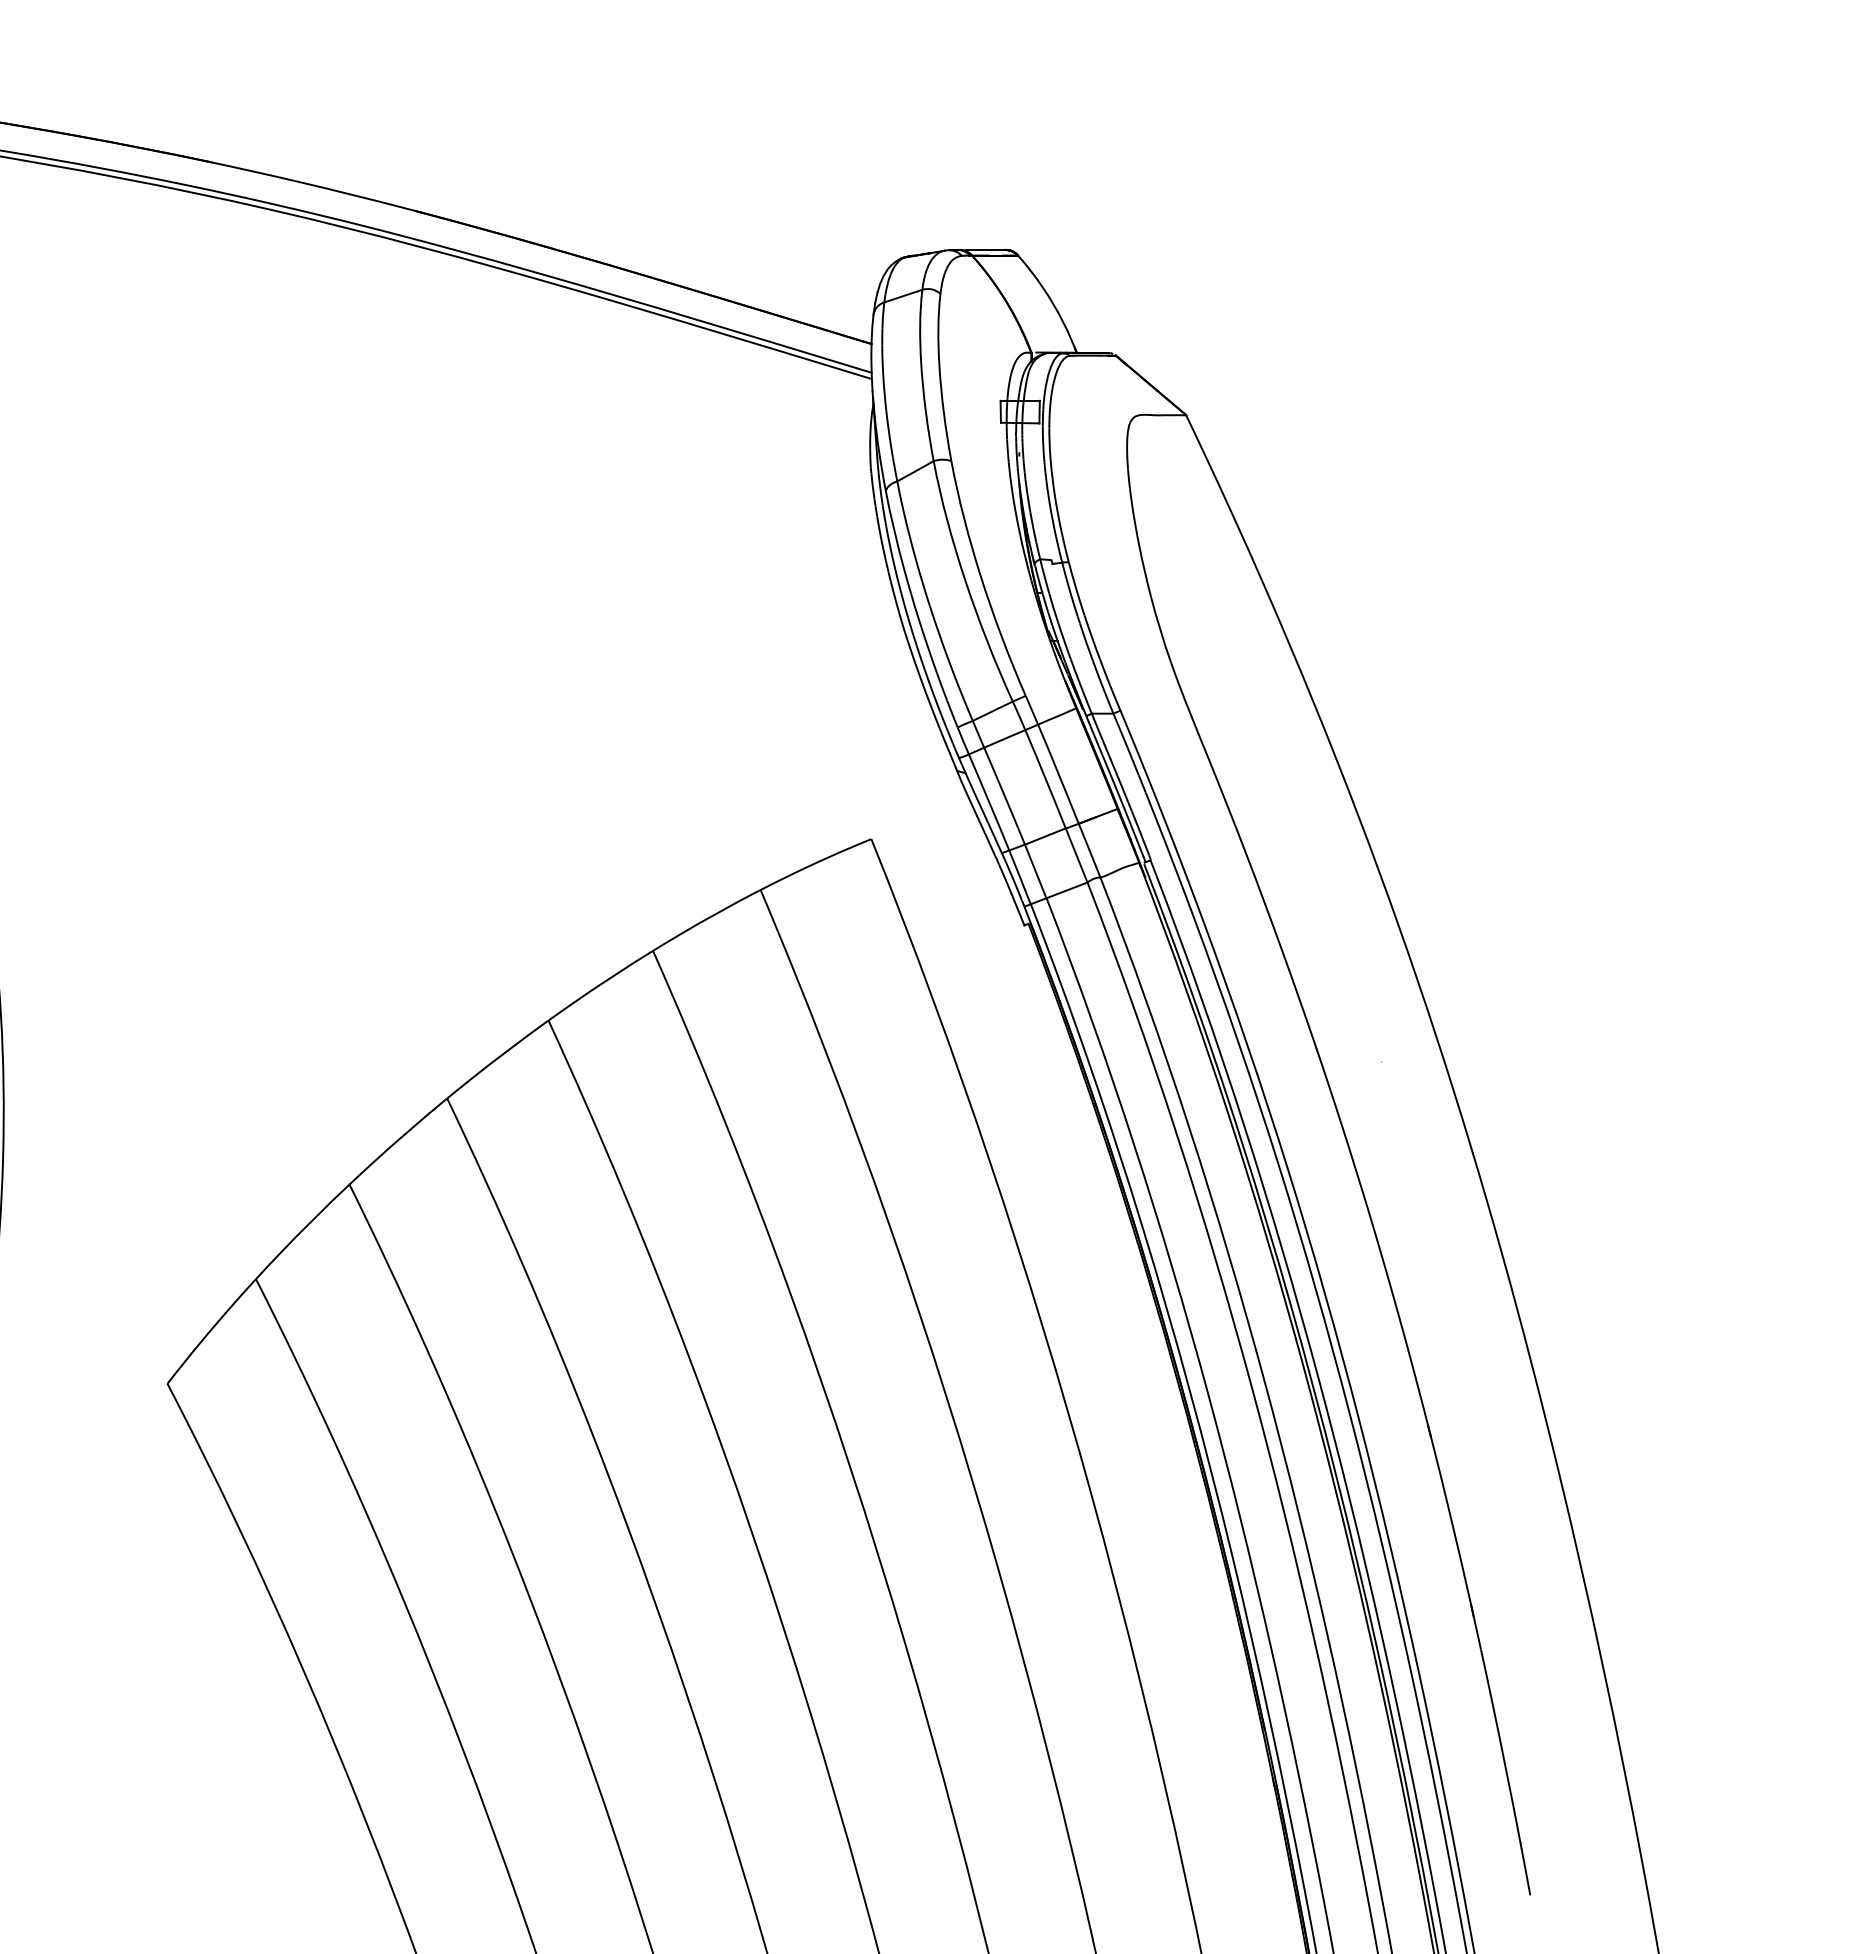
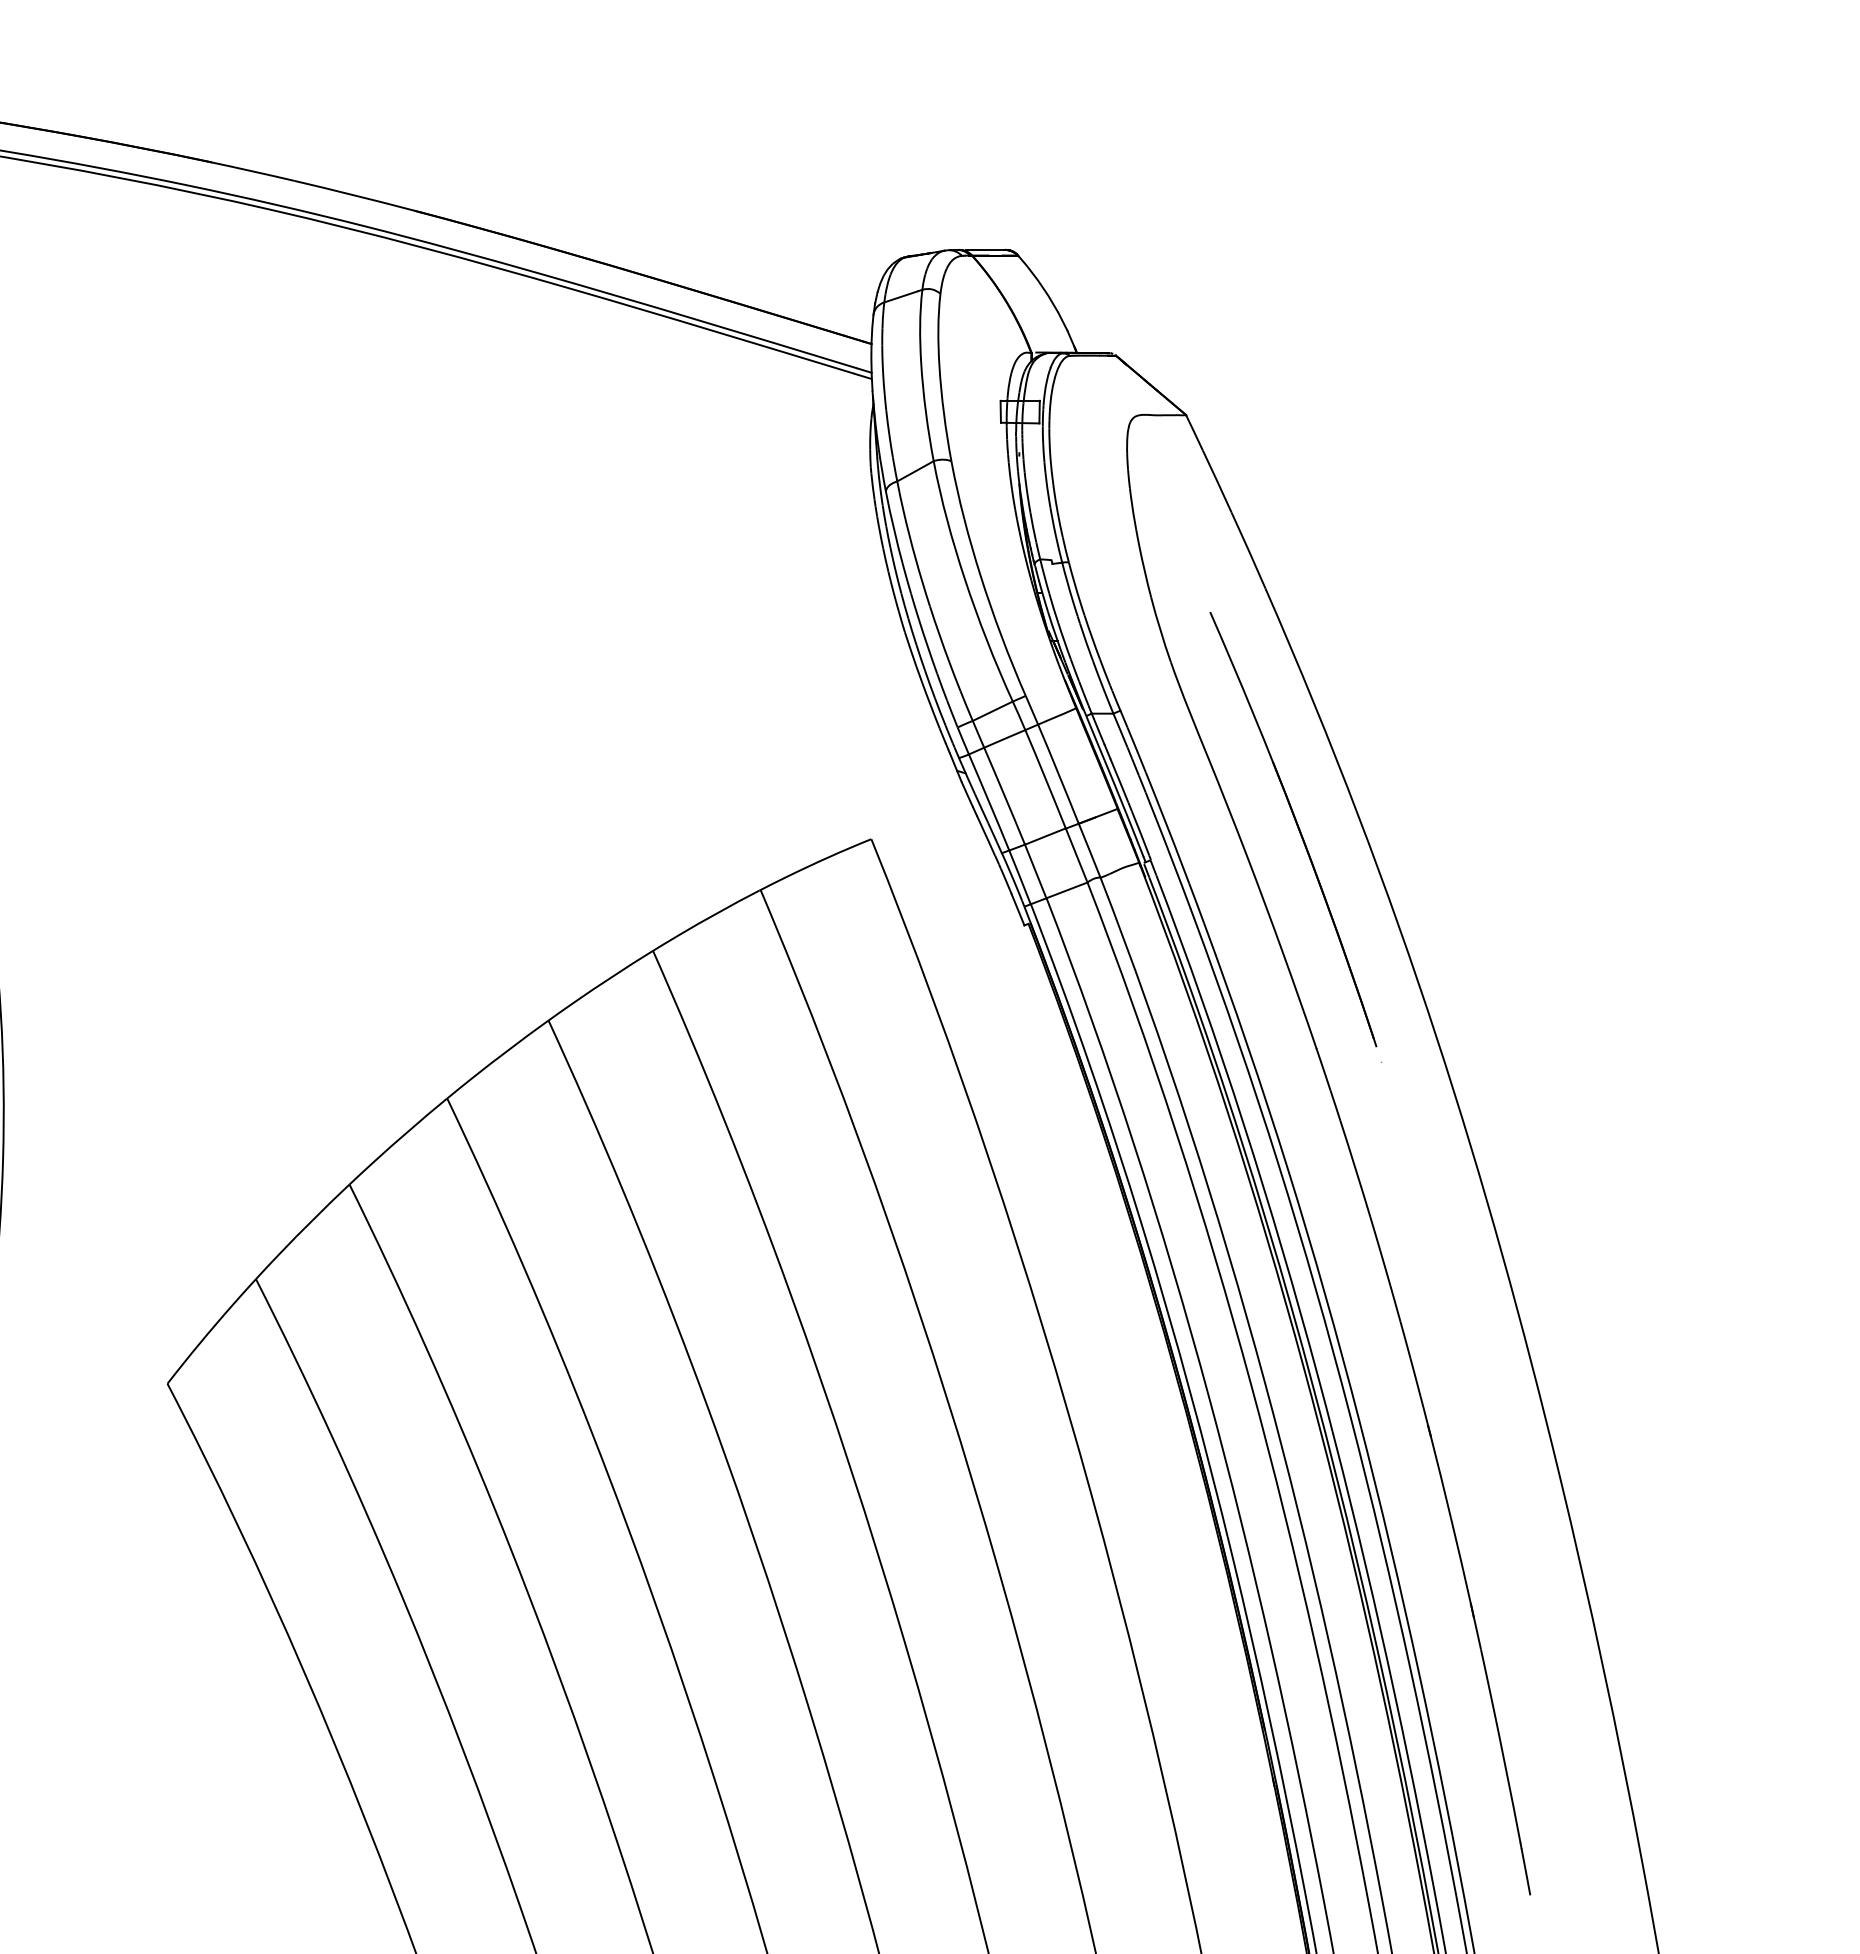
part: none -> present (1293, 829)
